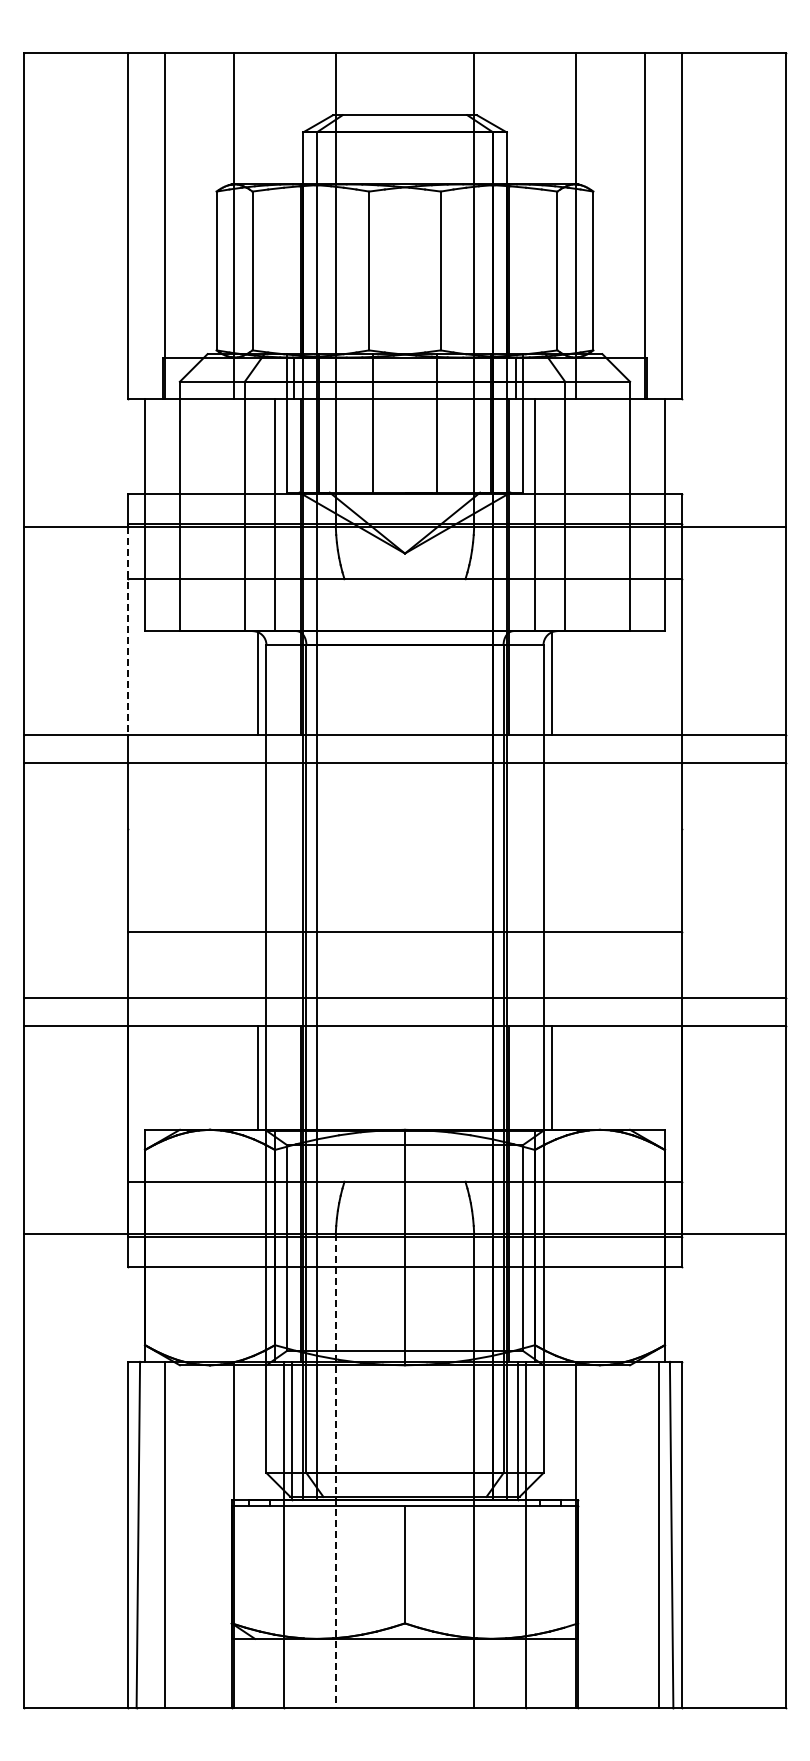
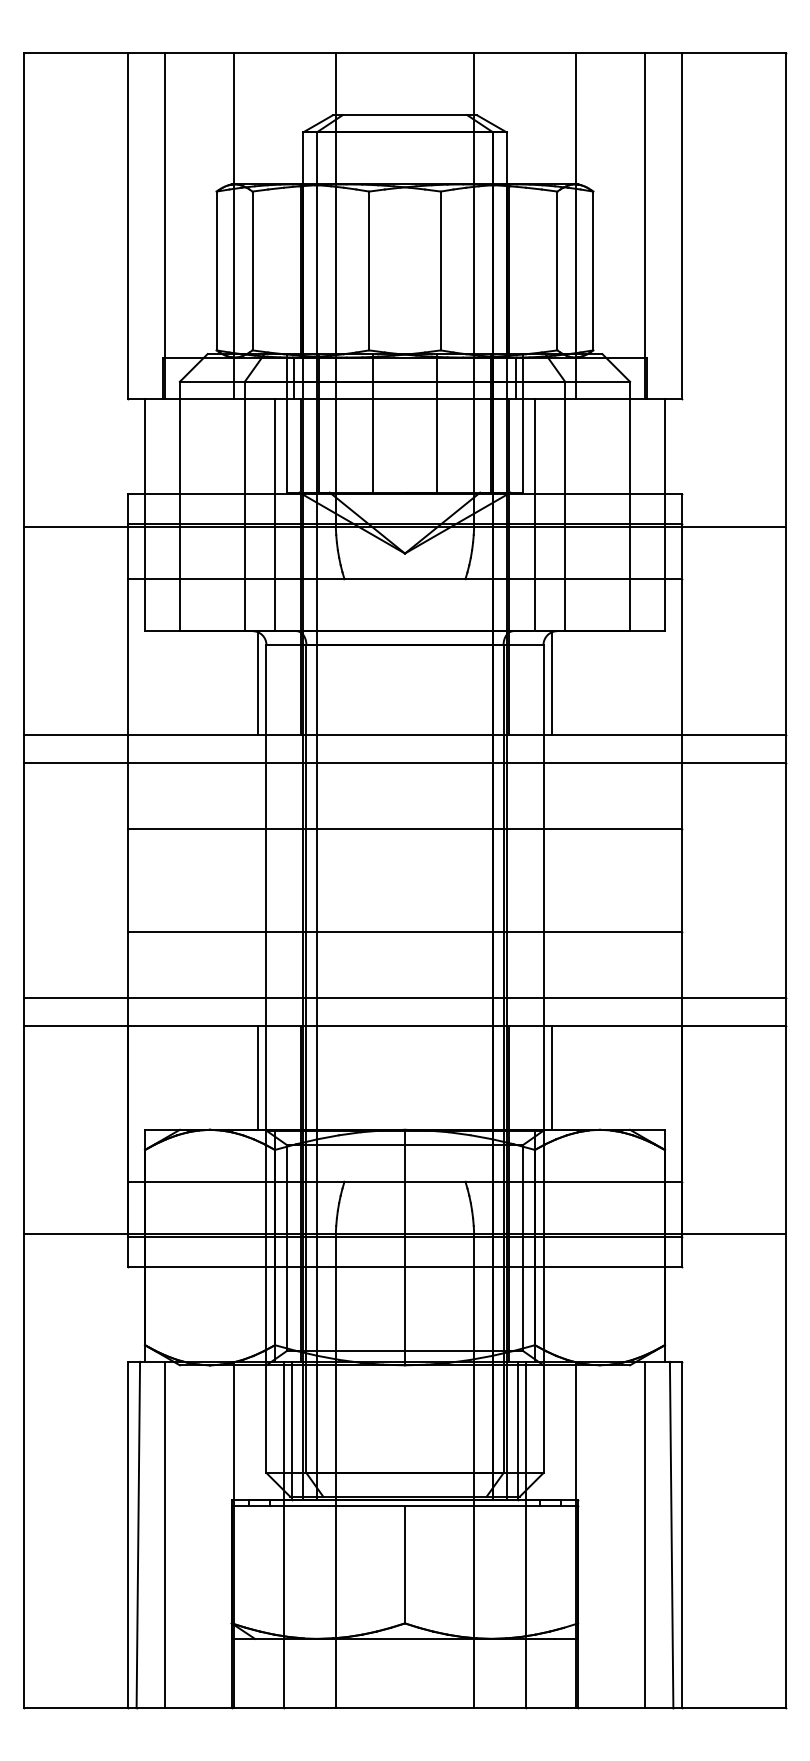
line: dashed -> solid (127, 631)
line: none -> present (404, 828)
line: dashed -> solid (335, 1471)
line position: (658, 1534) -> (644, 1534) (644, 1534)
